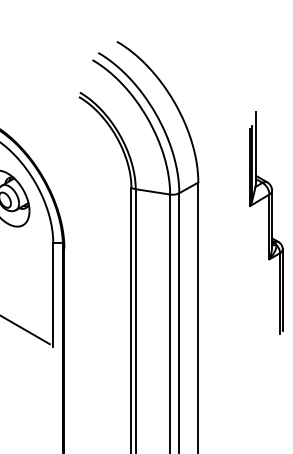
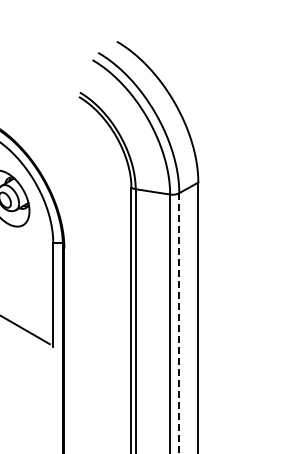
part: present -> none (266, 222)
line: solid -> dashed (179, 323)
